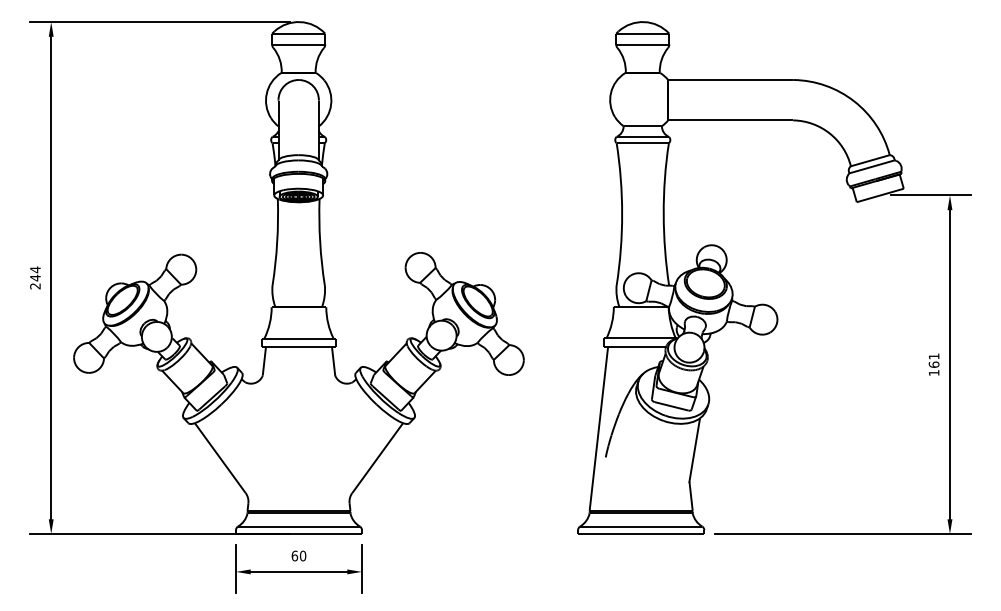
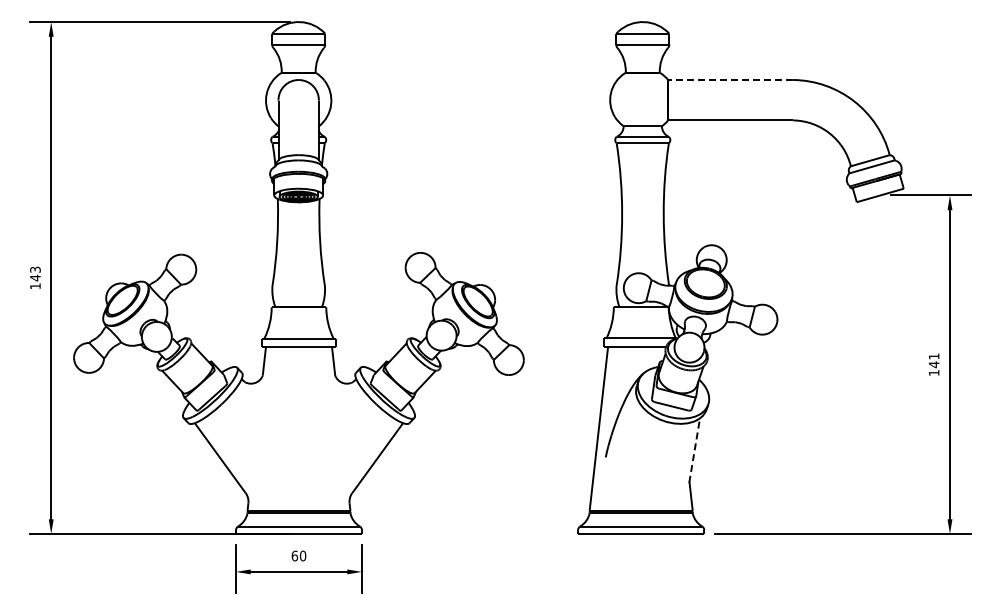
line: solid -> dashed (730, 79)
text: 244 -> 143 (35, 277)
text: 161 -> 141 (933, 364)
line: solid -> dashed (694, 450)
